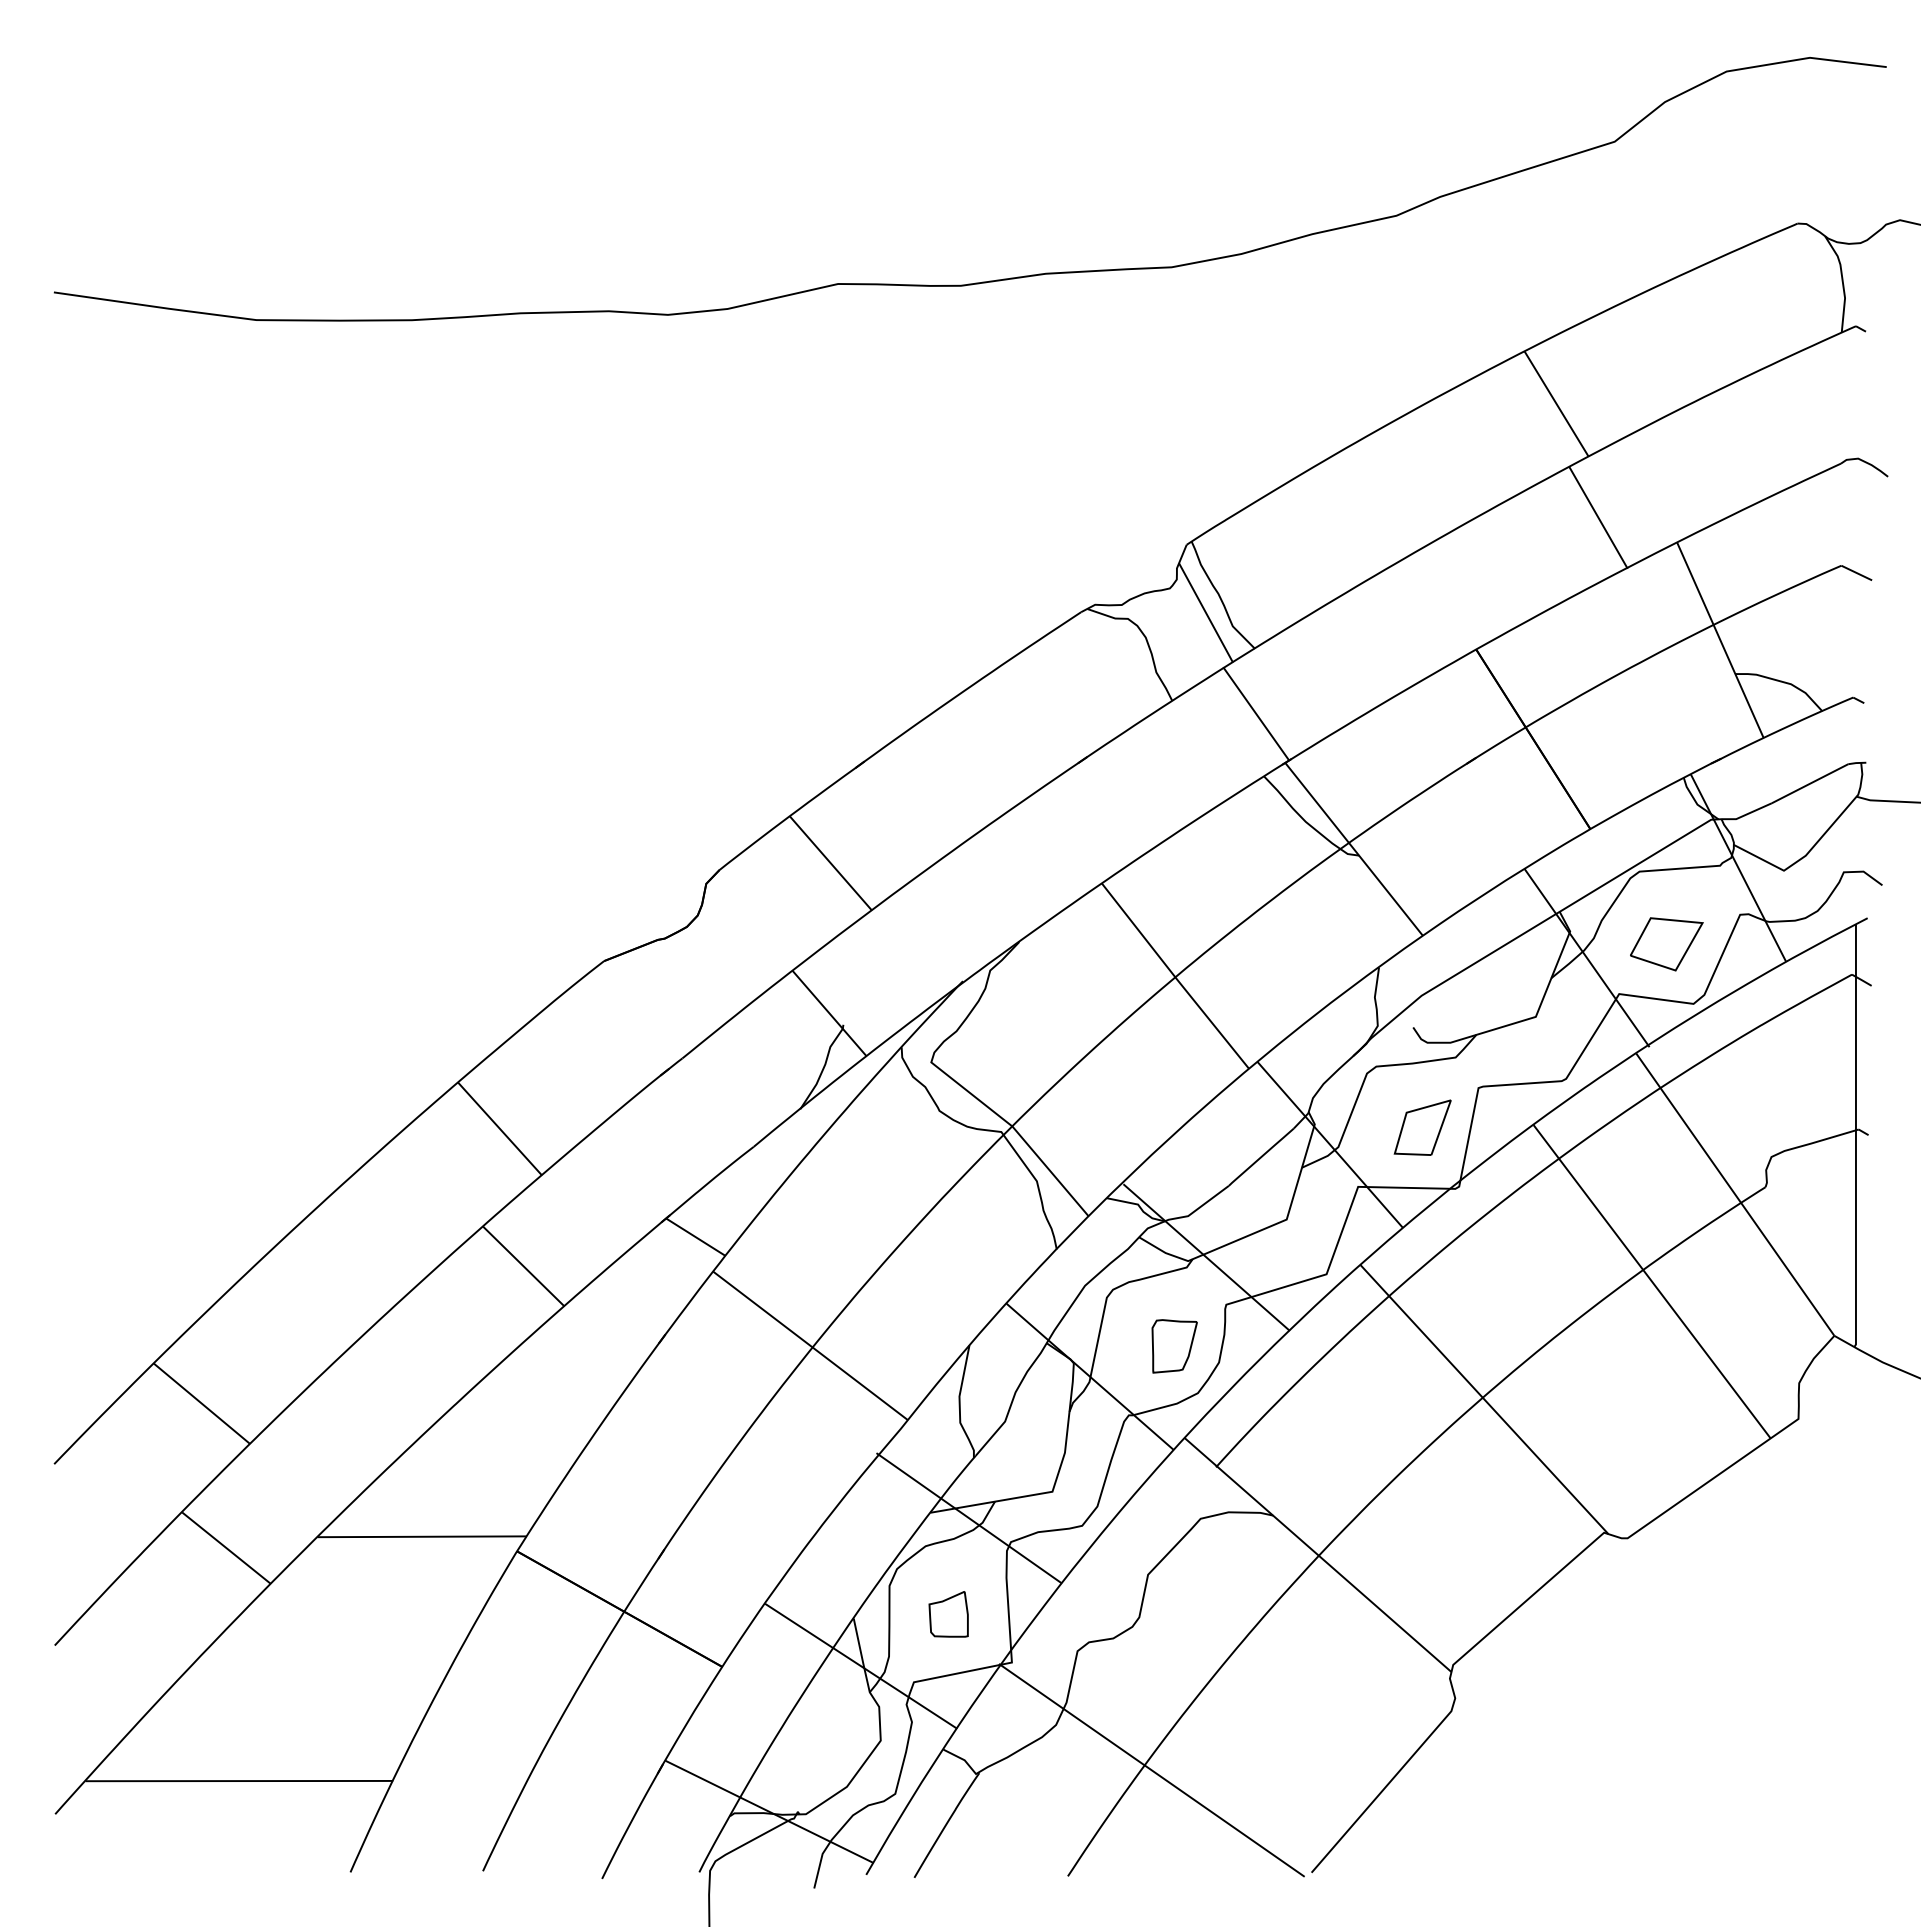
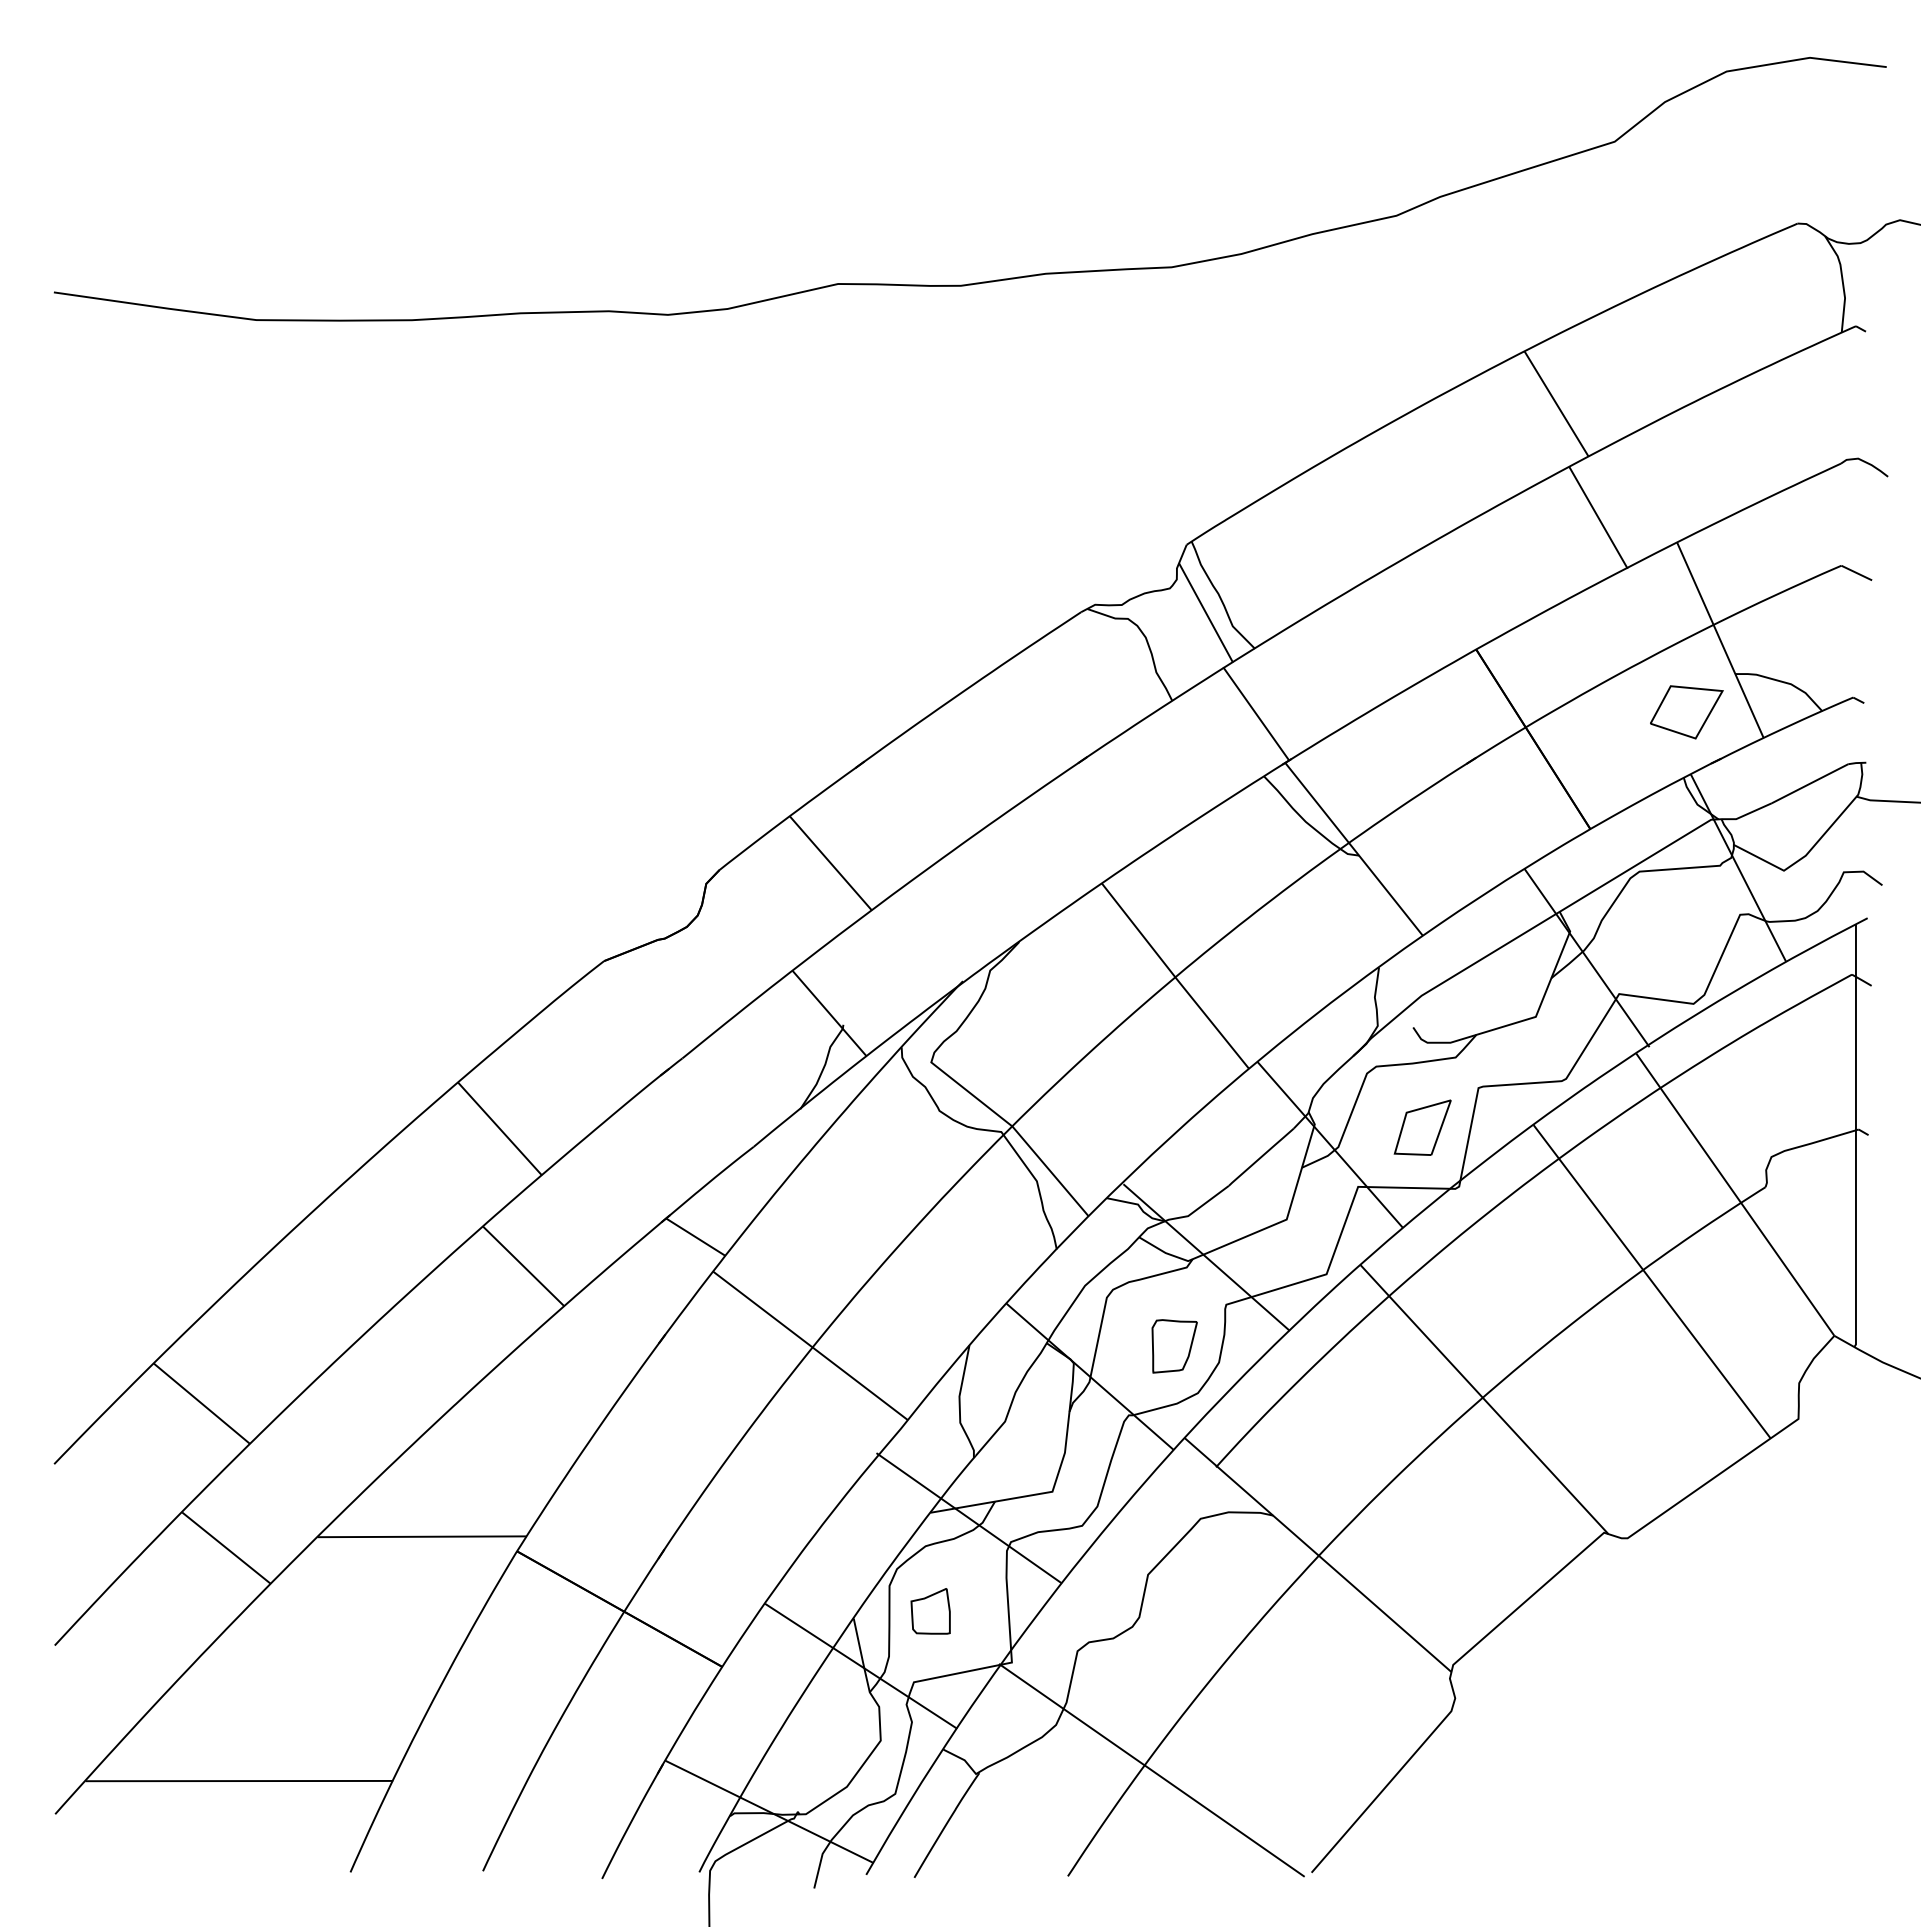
part position: (1666, 944) -> (1686, 712) (1686, 712)
part position: (948, 1614) -> (930, 1611) (930, 1611)
